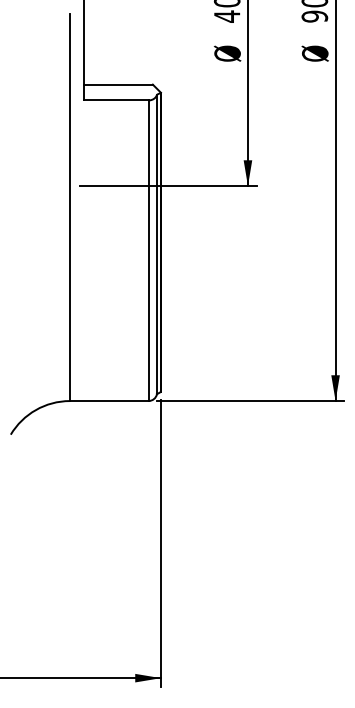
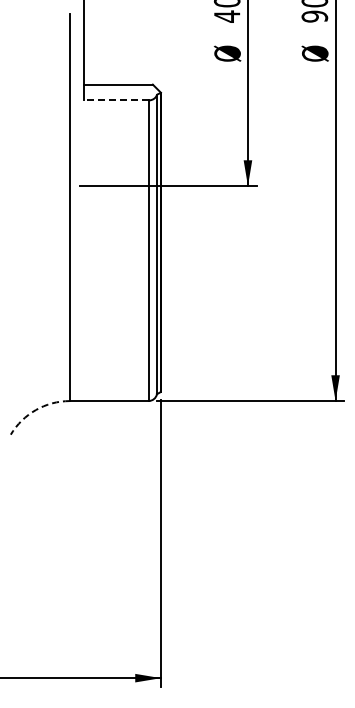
line: solid -> dashed (115, 100)
arc: solid -> dashed (35, 410)
